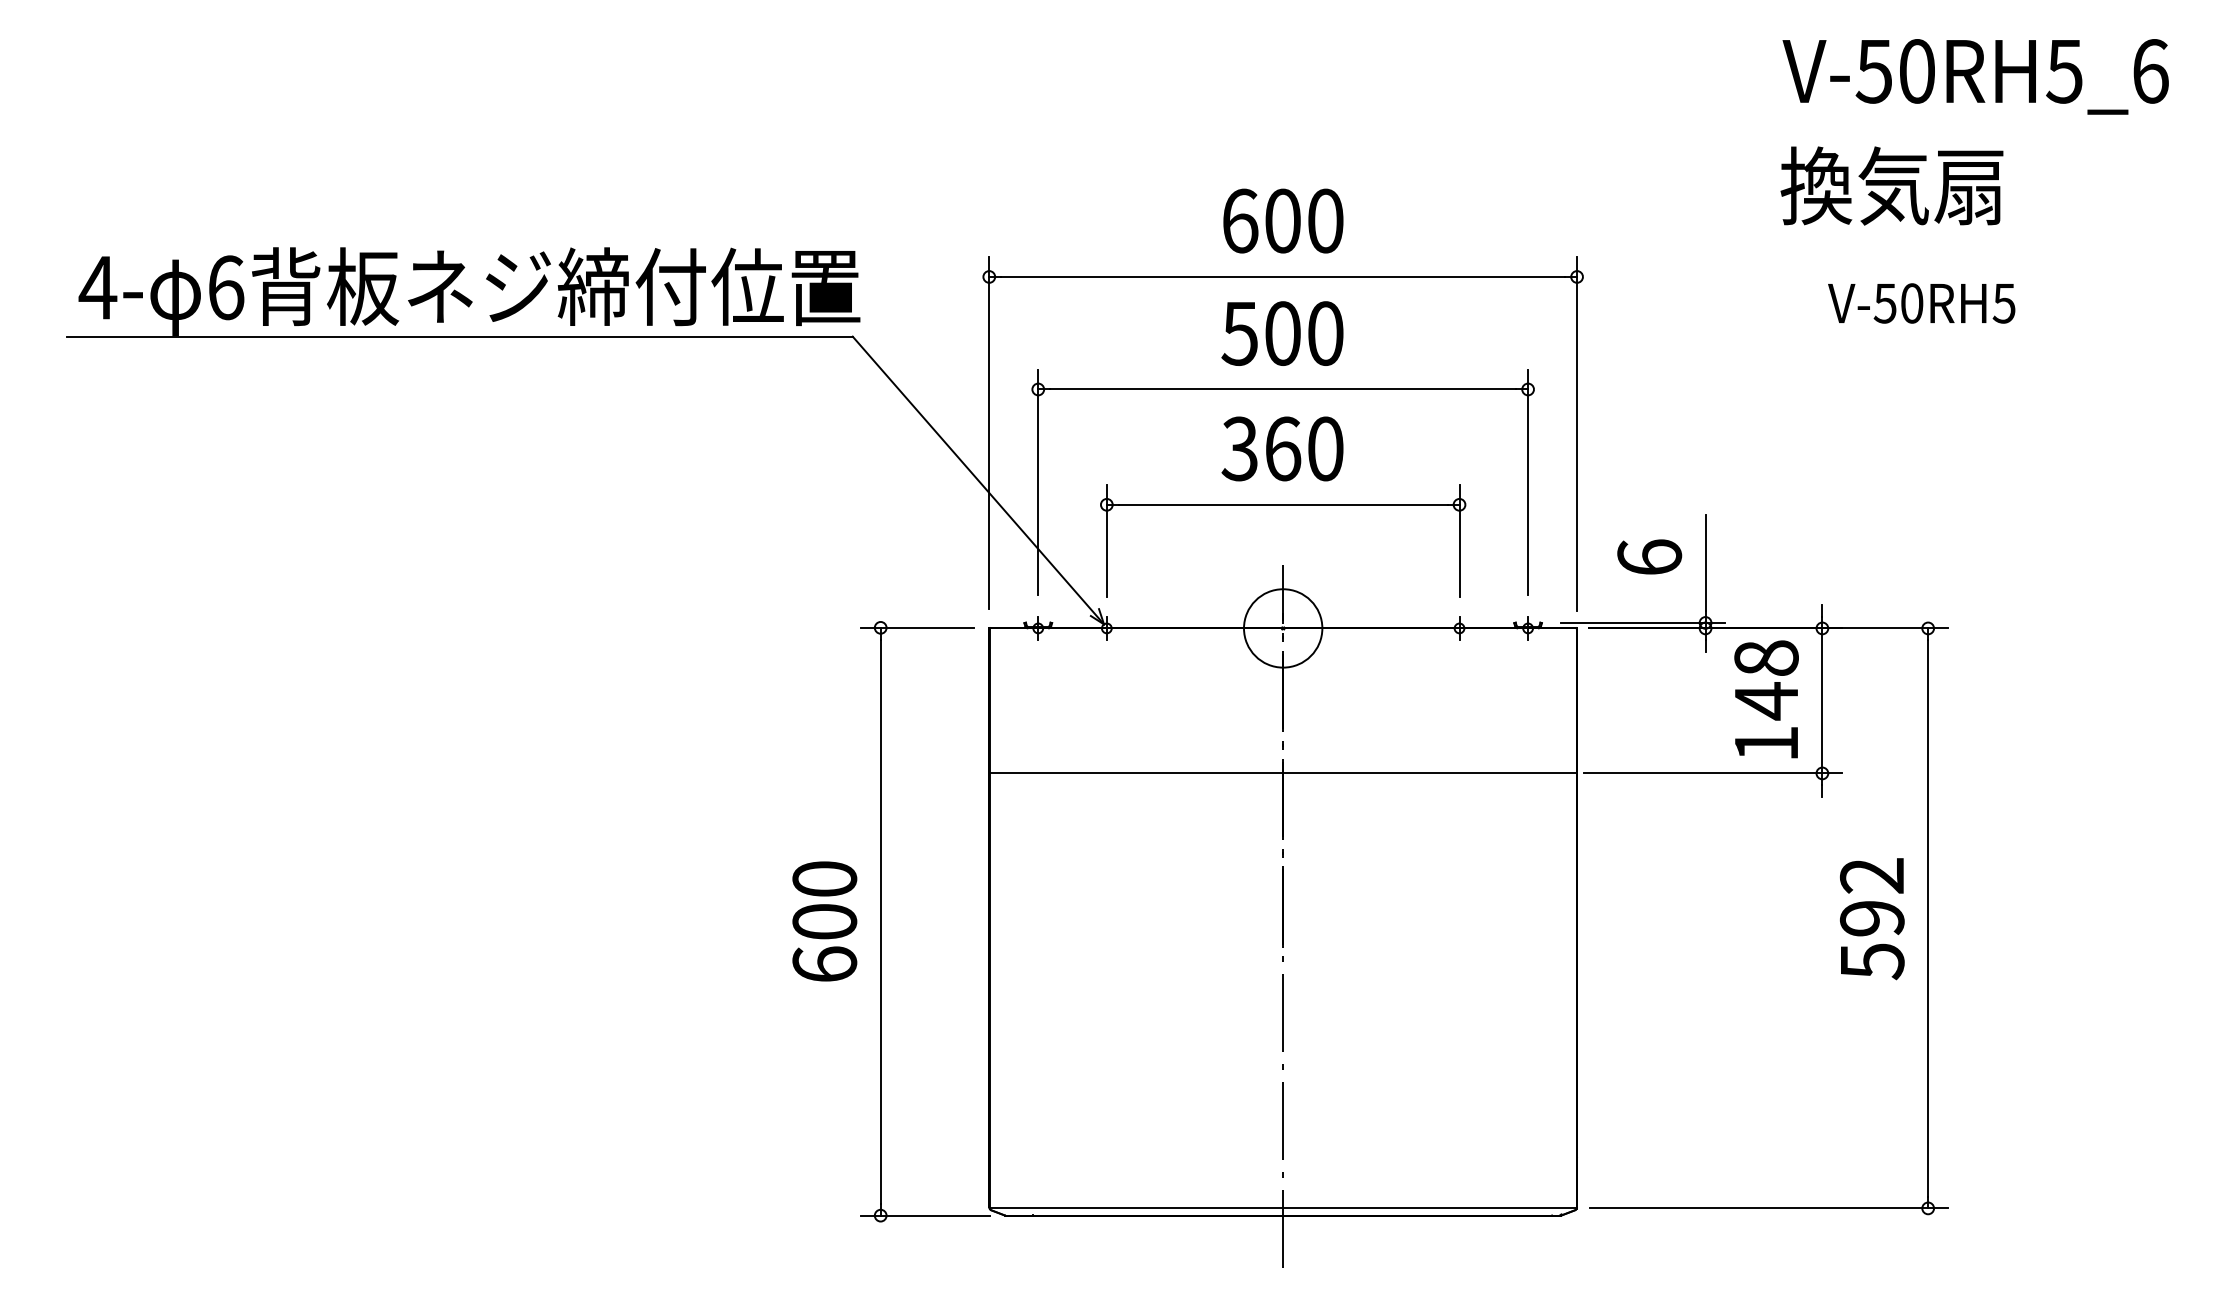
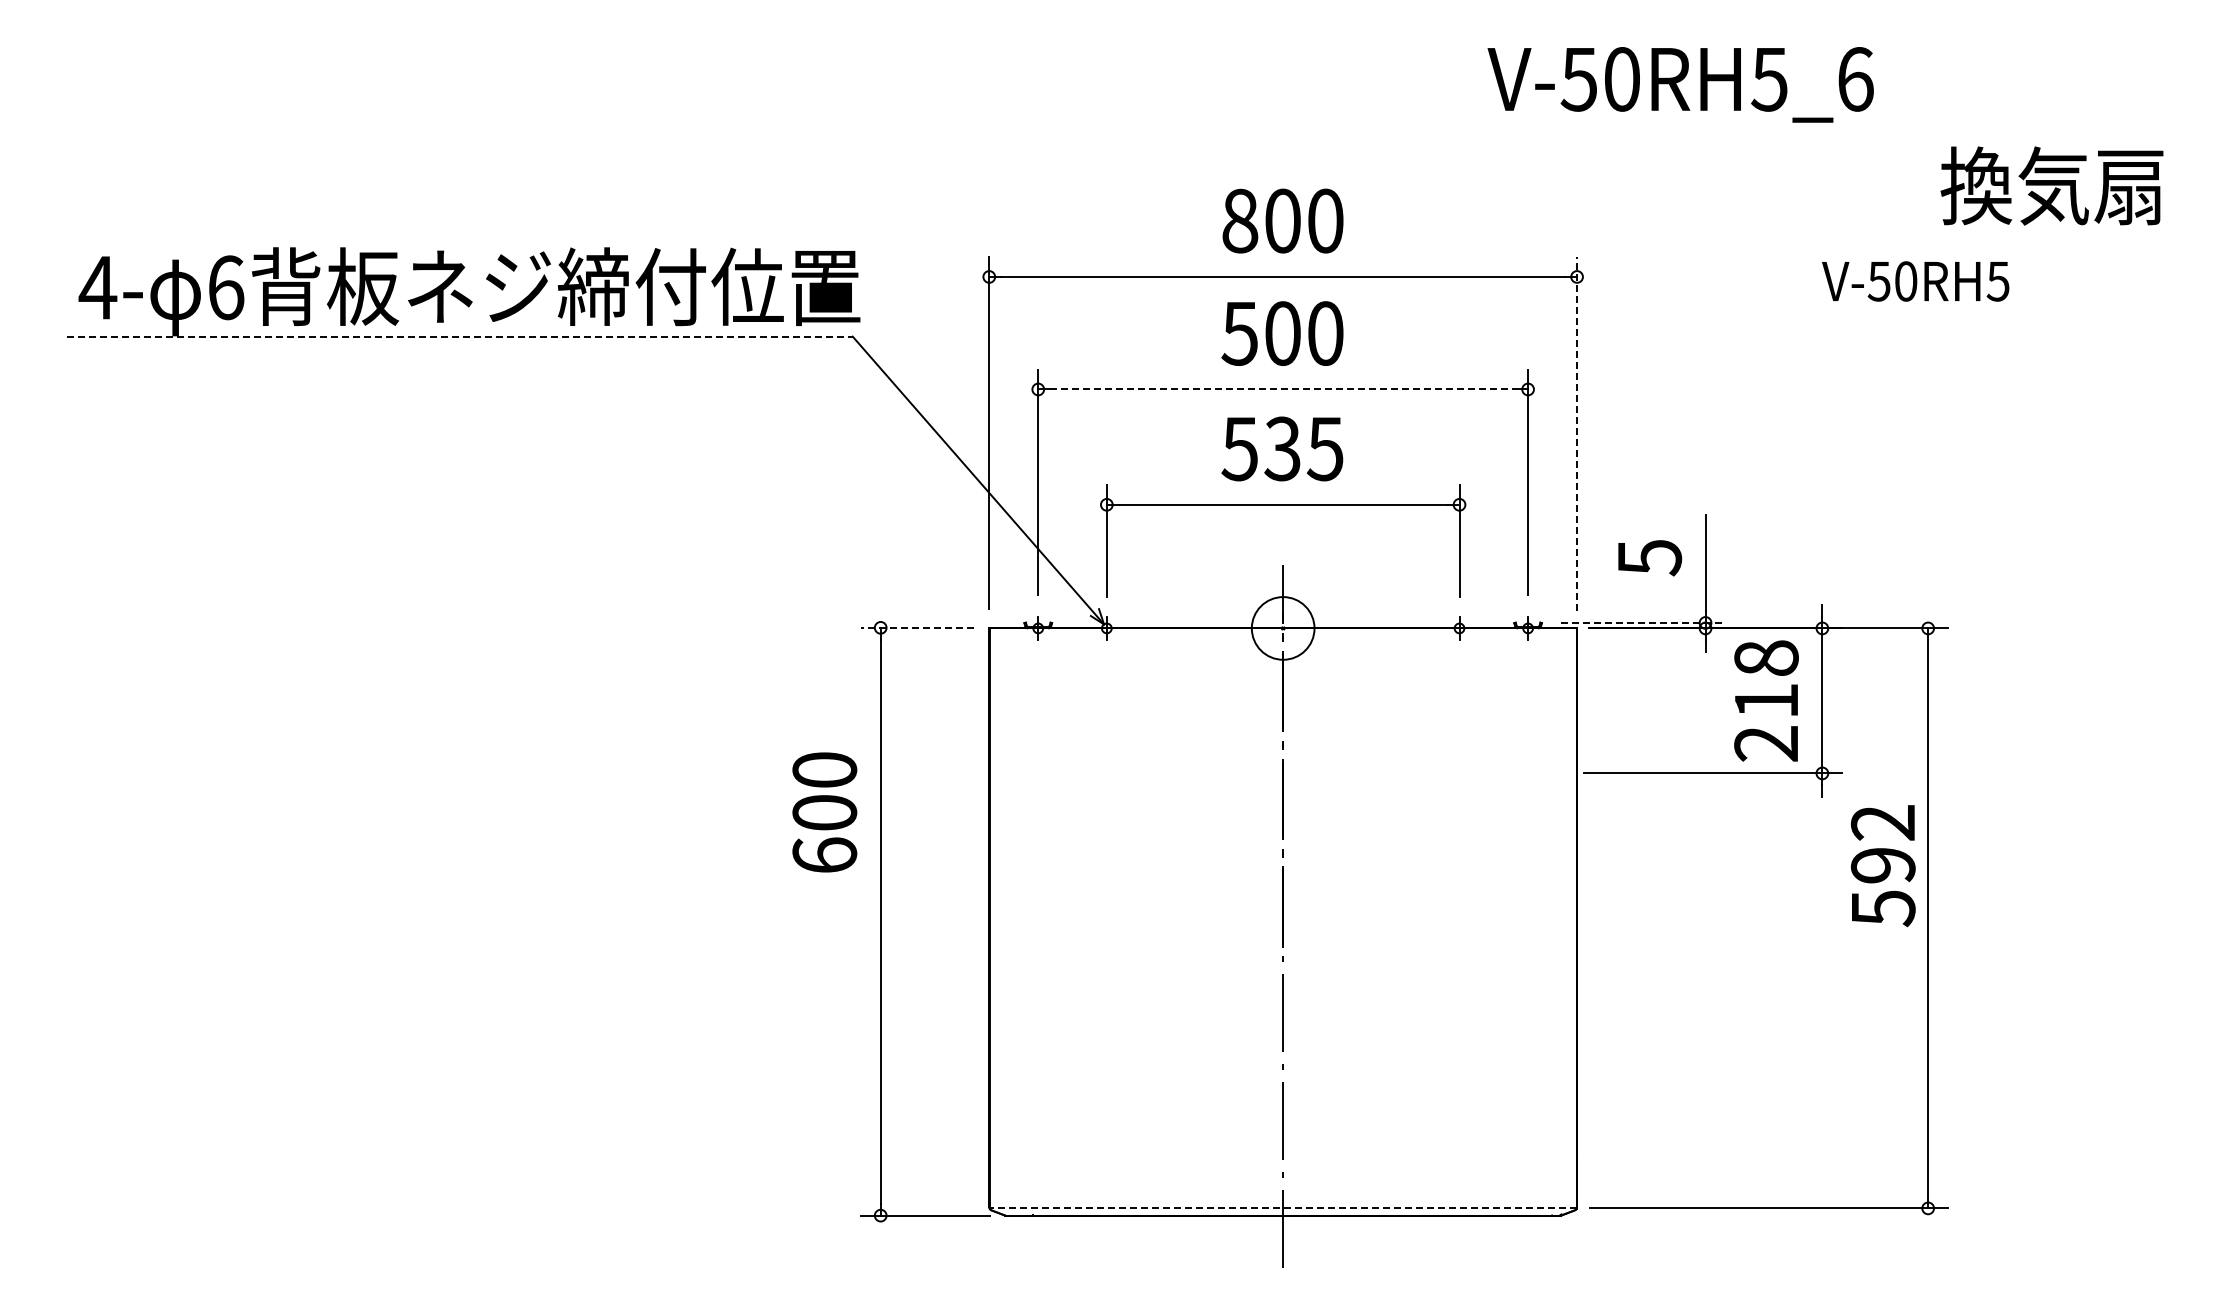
text position: (1975, 76) -> (1680, 84) (1680, 84)
text position: (1891, 185) -> (2051, 185) (2051, 185)
text: 600 -> 800 (1240, 220)
text position: (1921, 303) -> (1915, 281) (1915, 281)
line: solid -> dashed (459, 336)
line: solid -> dashed (1283, 389)
line: solid -> dashed (1577, 434)
text: 360 -> 535 (1282, 448)
text: 6 -> 5 (1649, 557)
line: solid -> dashed (1643, 622)
line: solid -> dashed (916, 627)
circle diameter: 78 px -> 63 px (1282, 628)
text: 148 -> 218 (1765, 721)
line: present -> none (1282, 773)
text position: (1872, 919) -> (1883, 866) (1883, 866)
text position: (824, 921) -> (824, 812) (824, 812)
line: solid -> dashed (1282, 1208)
